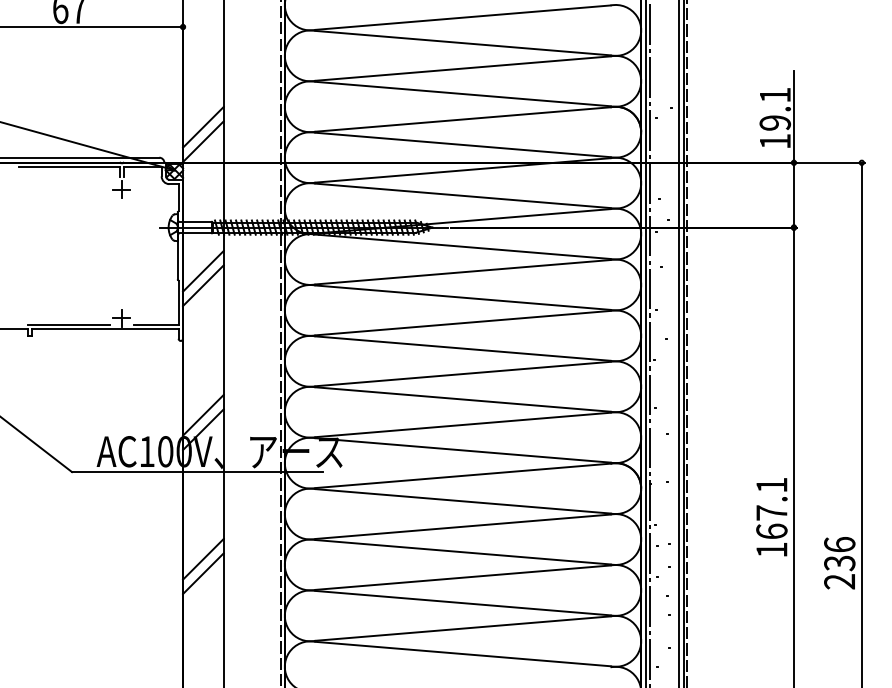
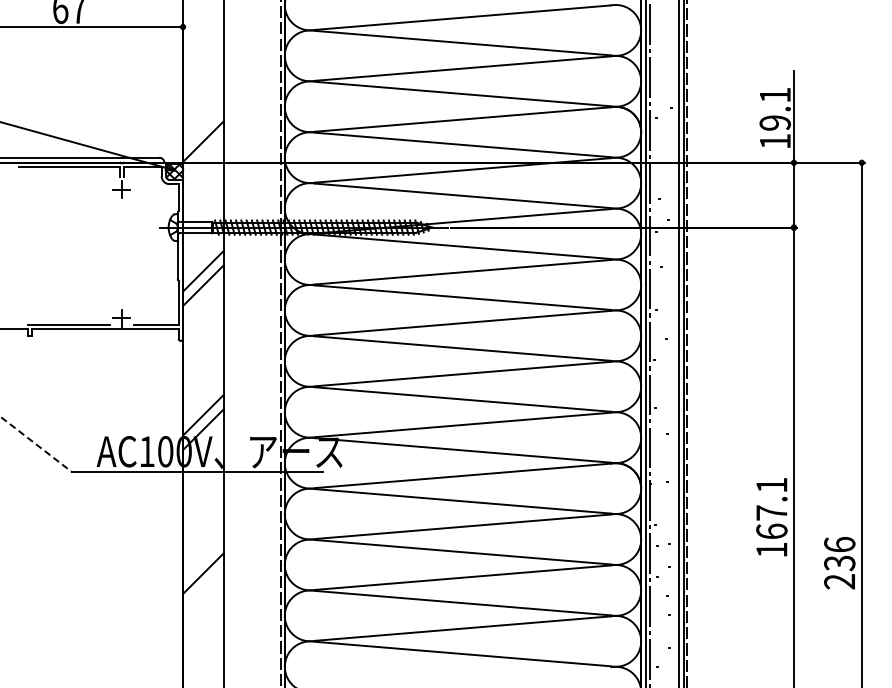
line: present -> none (203, 126)
line: solid -> dashed (36, 444)
line: present -> none (203, 558)
